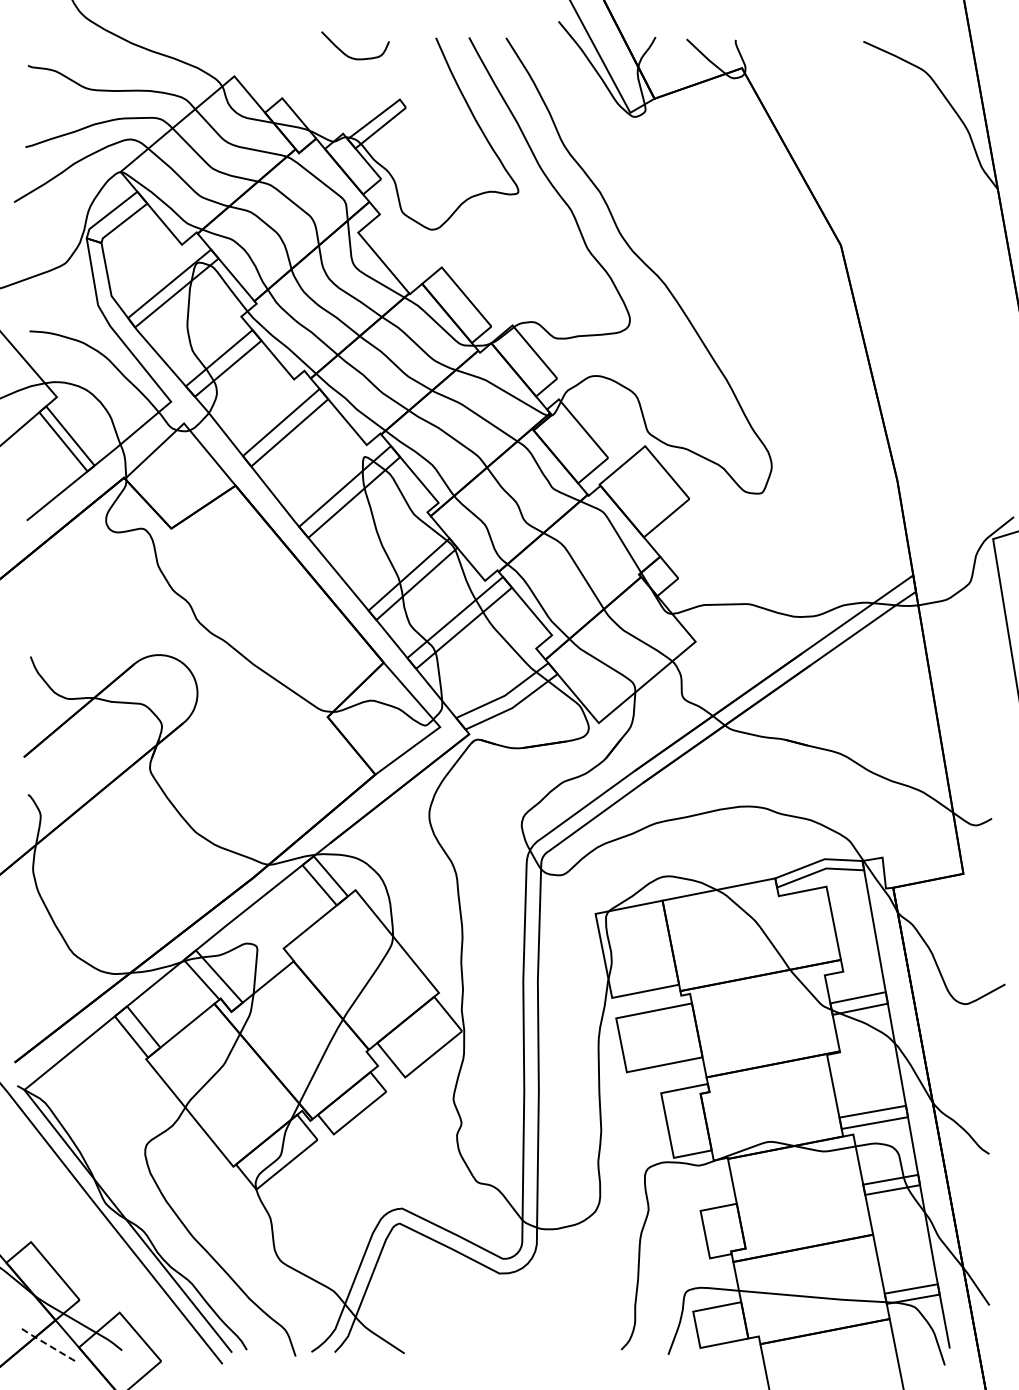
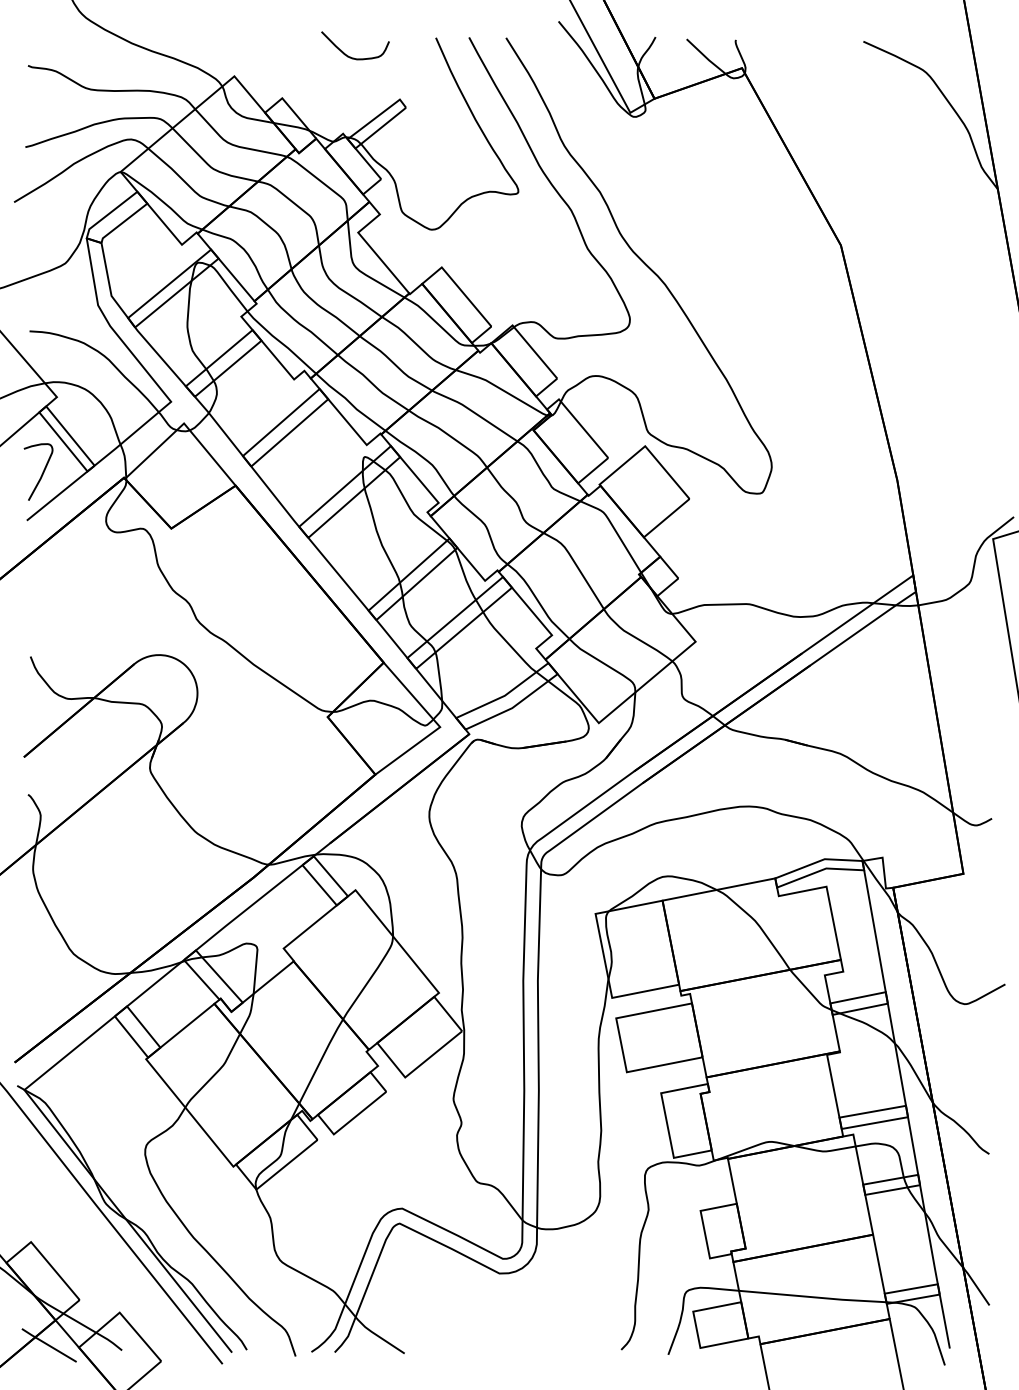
curve: none -> present (42, 471)
line: dashed -> solid (48, 1345)
